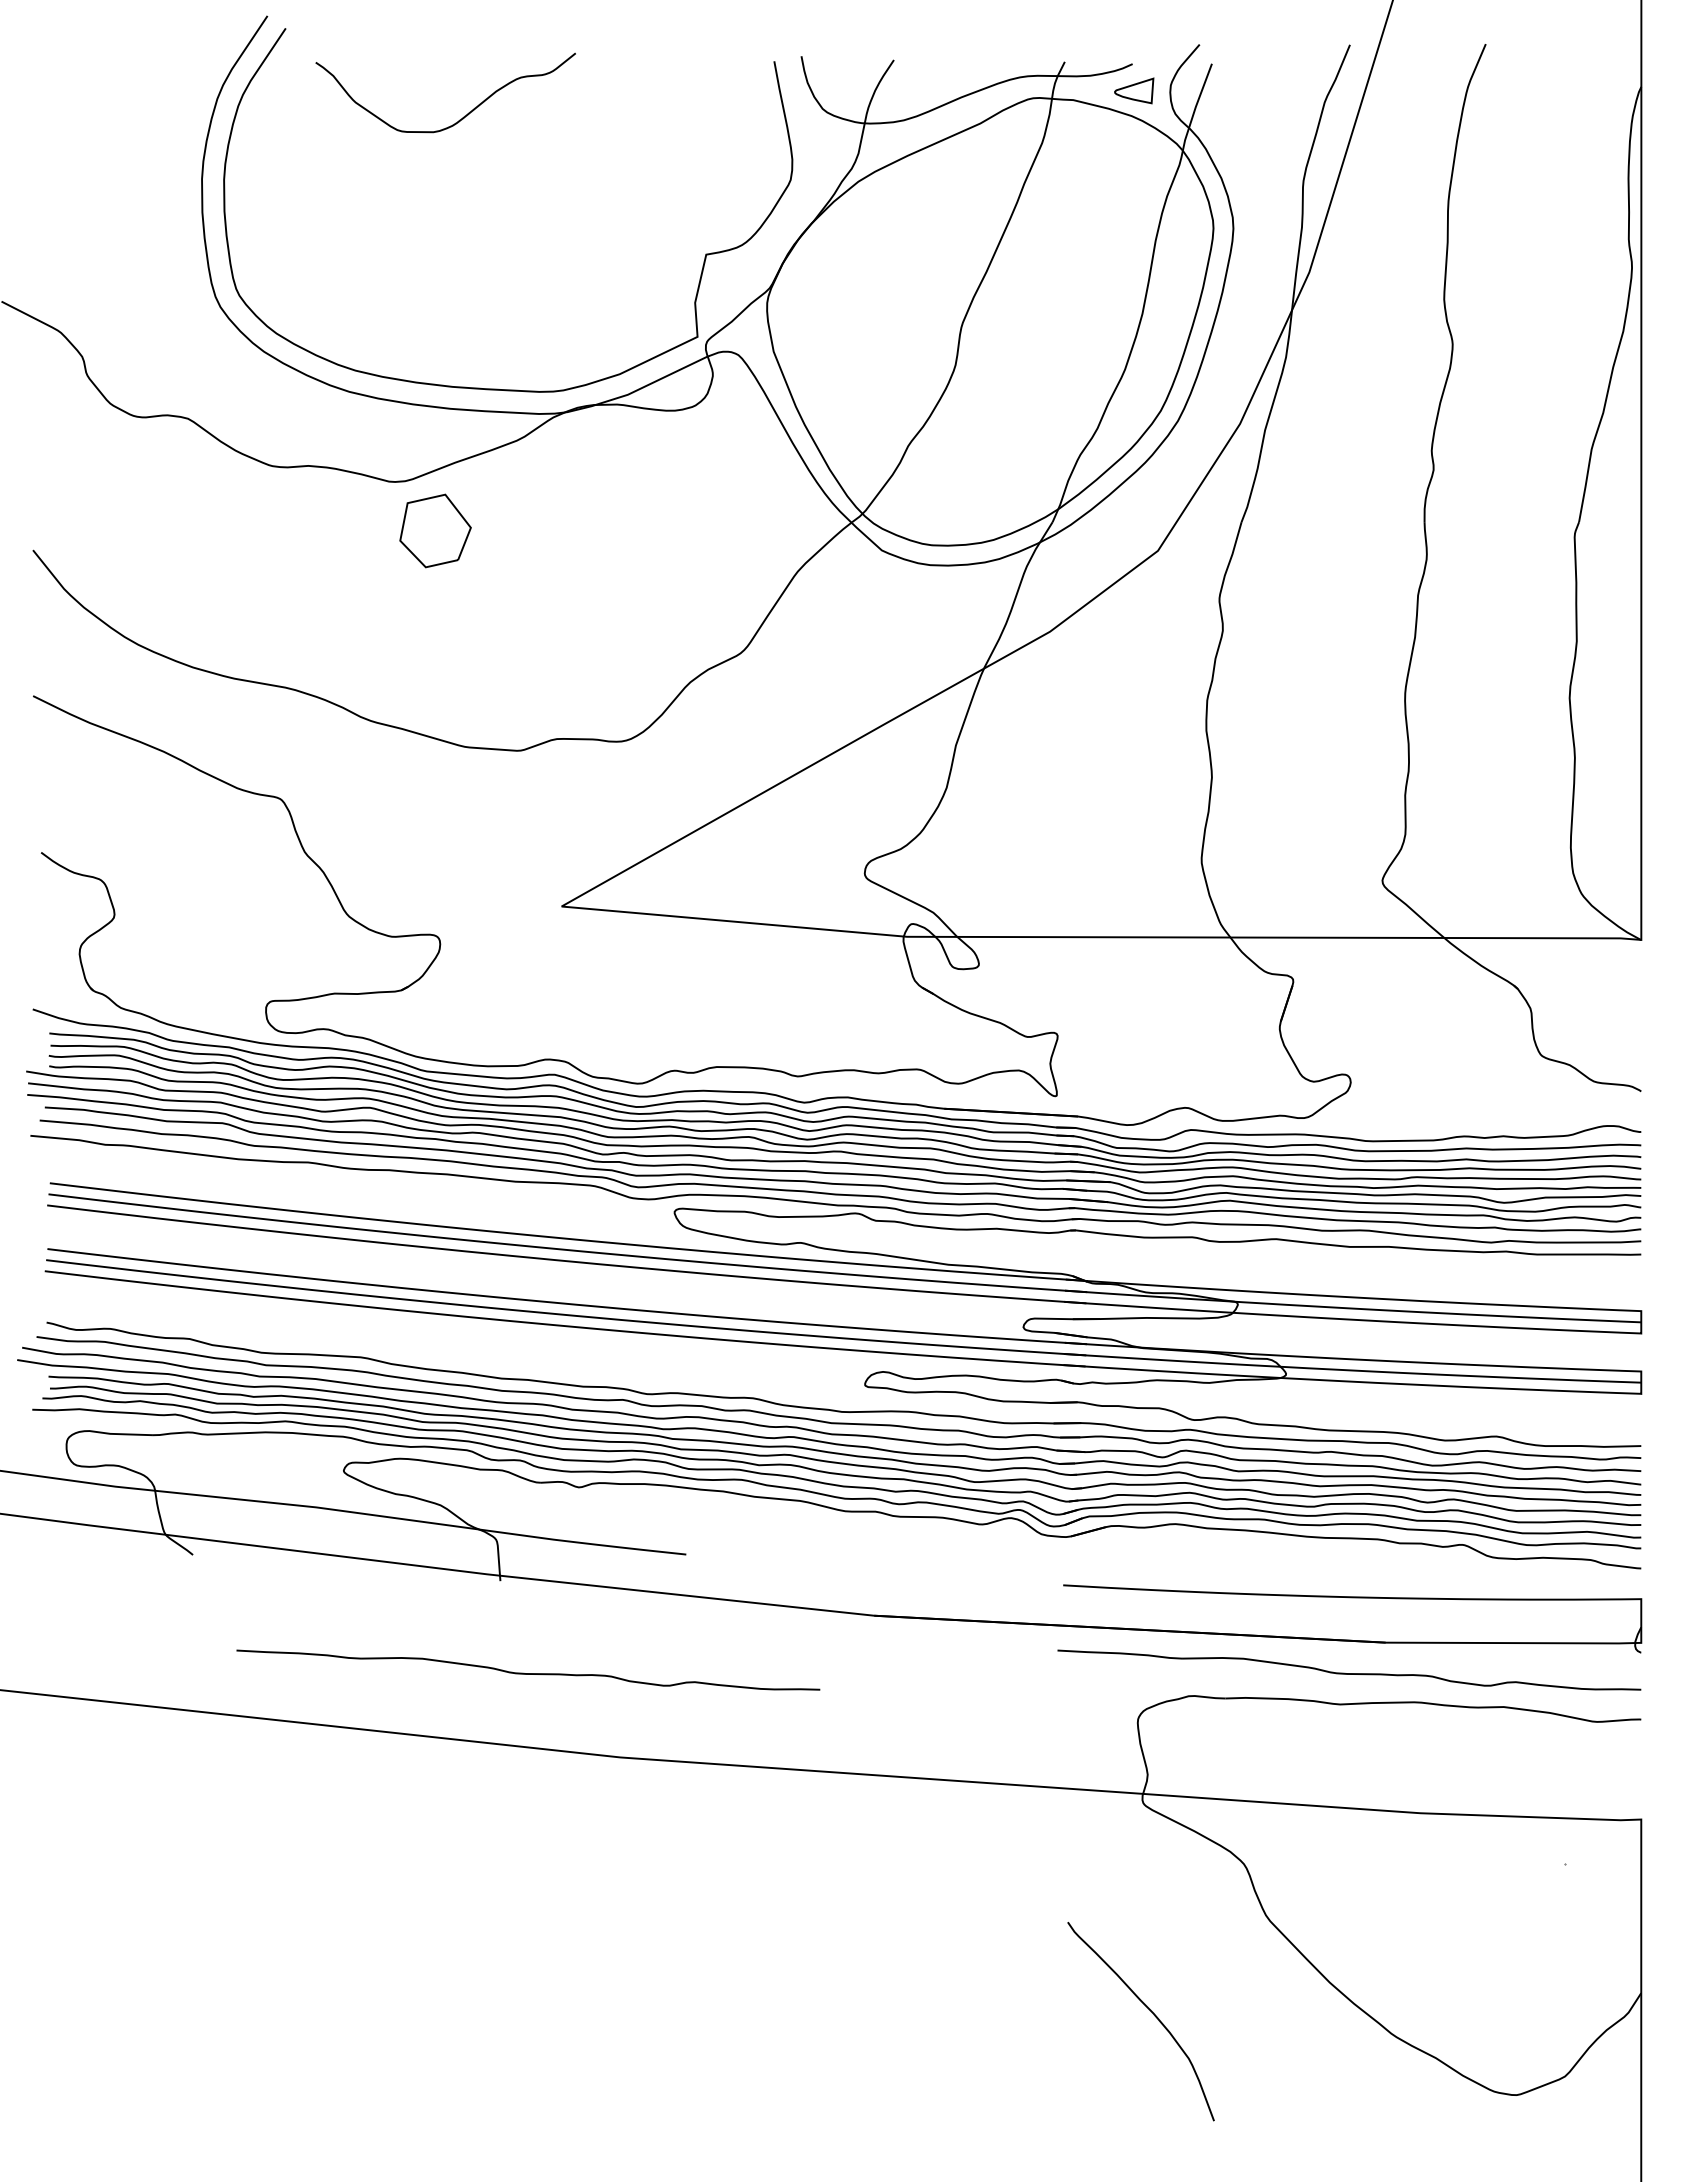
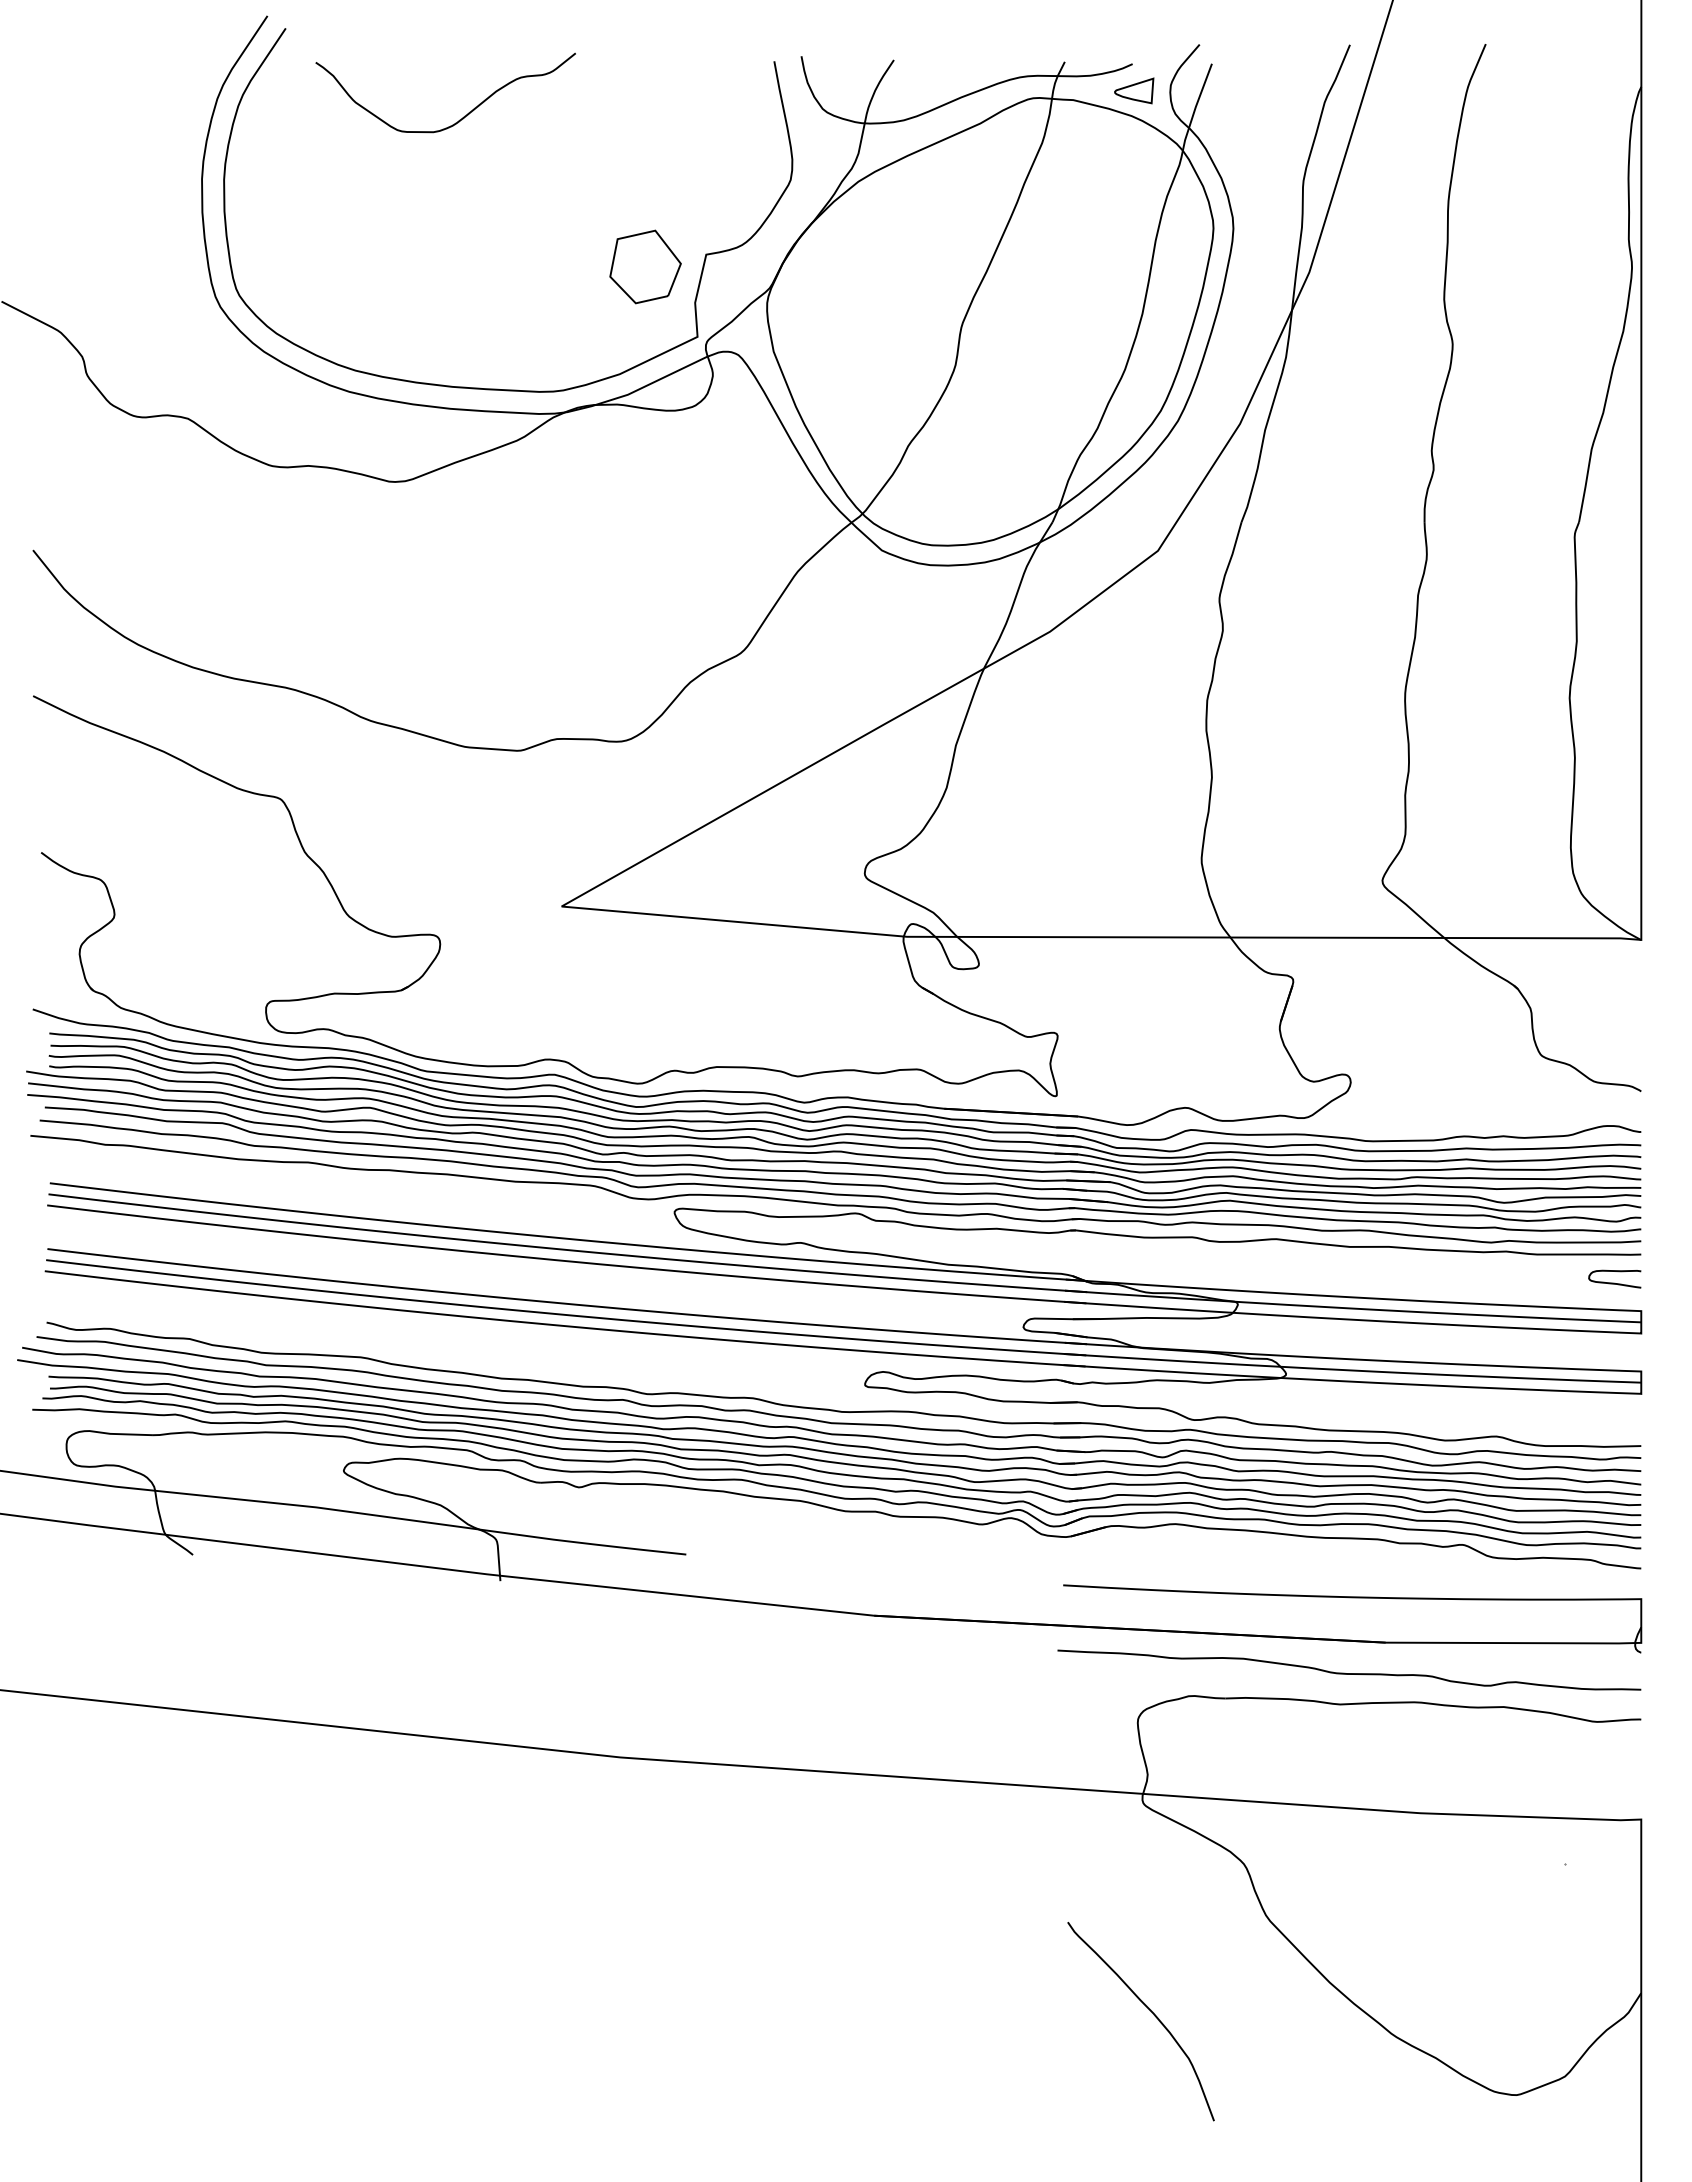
part position: (435, 530) -> (645, 266) (645, 266)
curve: none -> present (1614, 1282)
part: present -> none (528, 1669)
